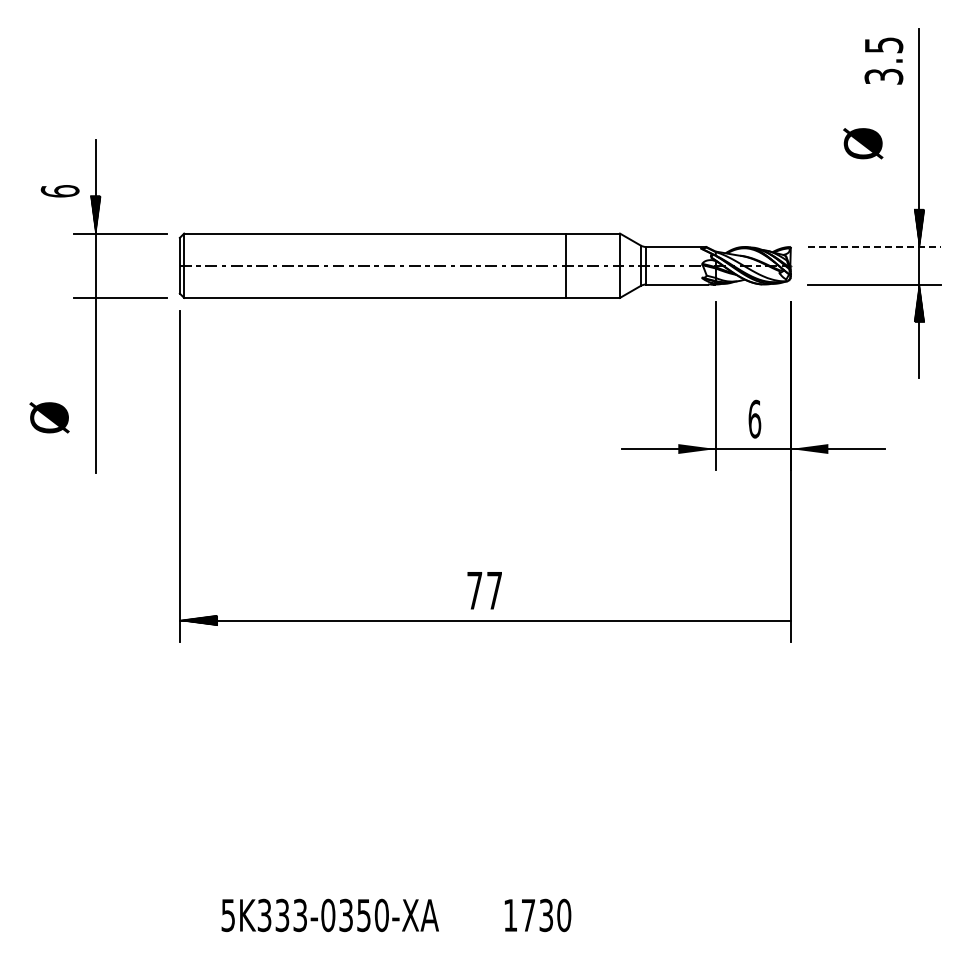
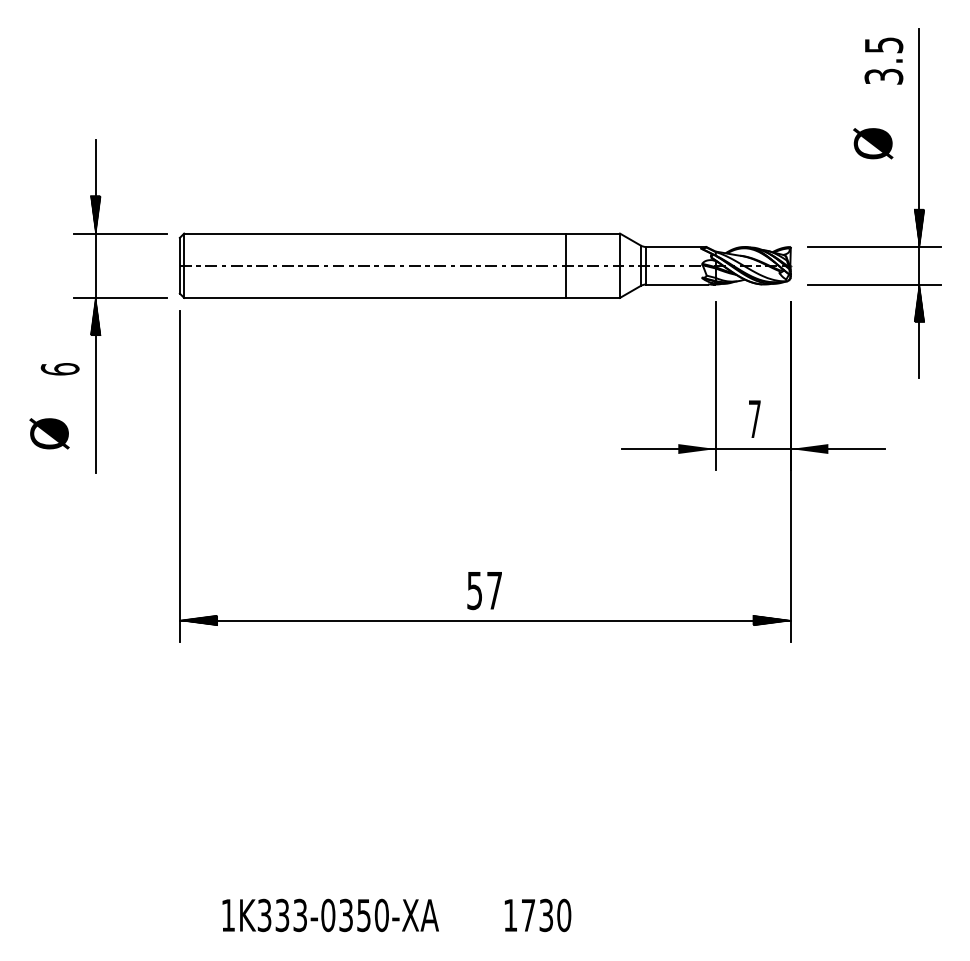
text position: (863, 143) -> (873, 143) (873, 143)
text position: (59, 191) -> (59, 369) (59, 369)
line: dashed -> solid (874, 247)
hatch: none -> present (95, 316)
text position: (49, 417) -> (49, 433) (49, 433)
text: 6 -> 7 (754, 418)
text: 77 -> 57 (474, 591)
hatch: none -> present (771, 620)
text: 5K333-0350-XA -> 1K333-0350-XA (227, 915)
